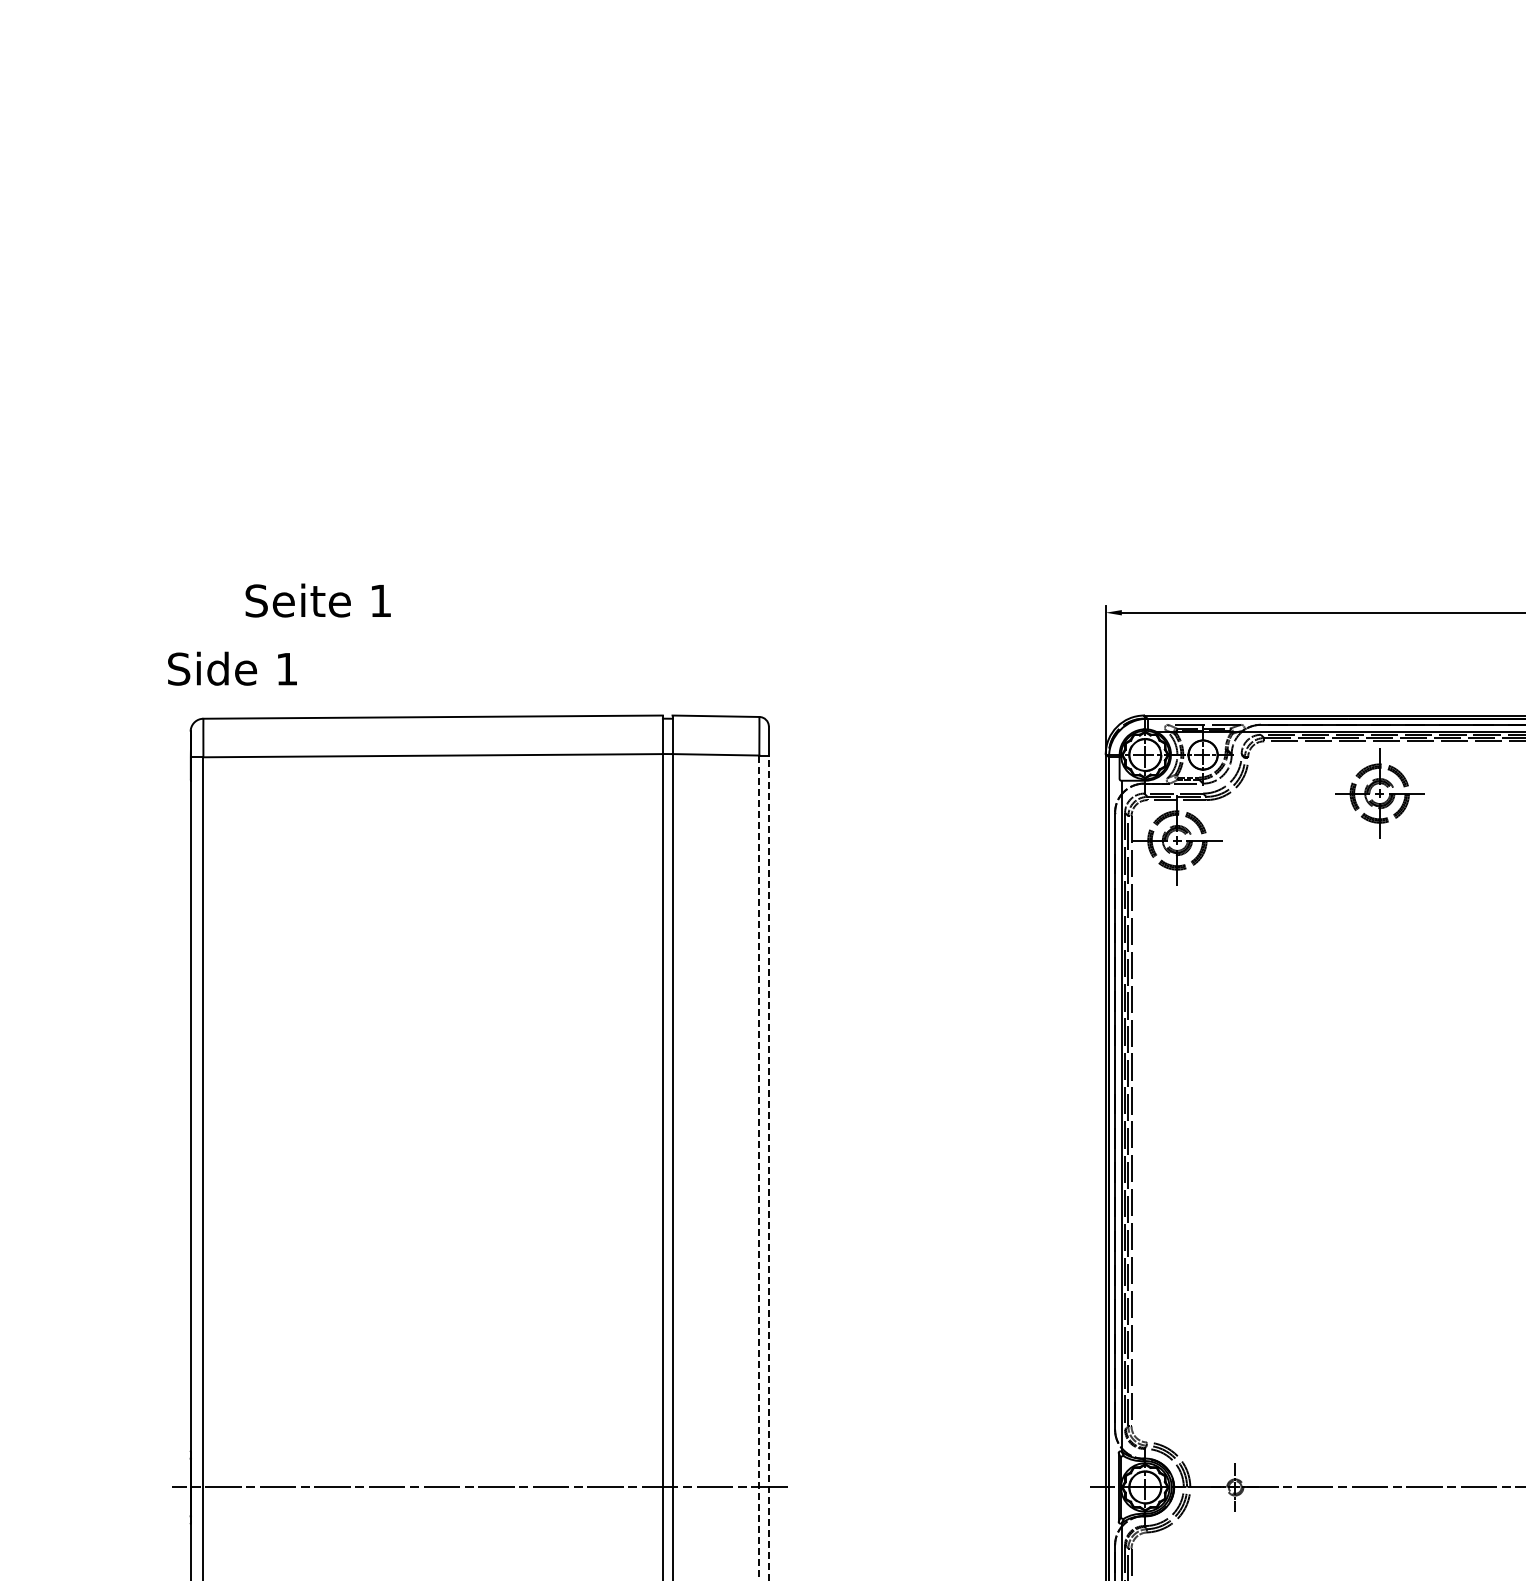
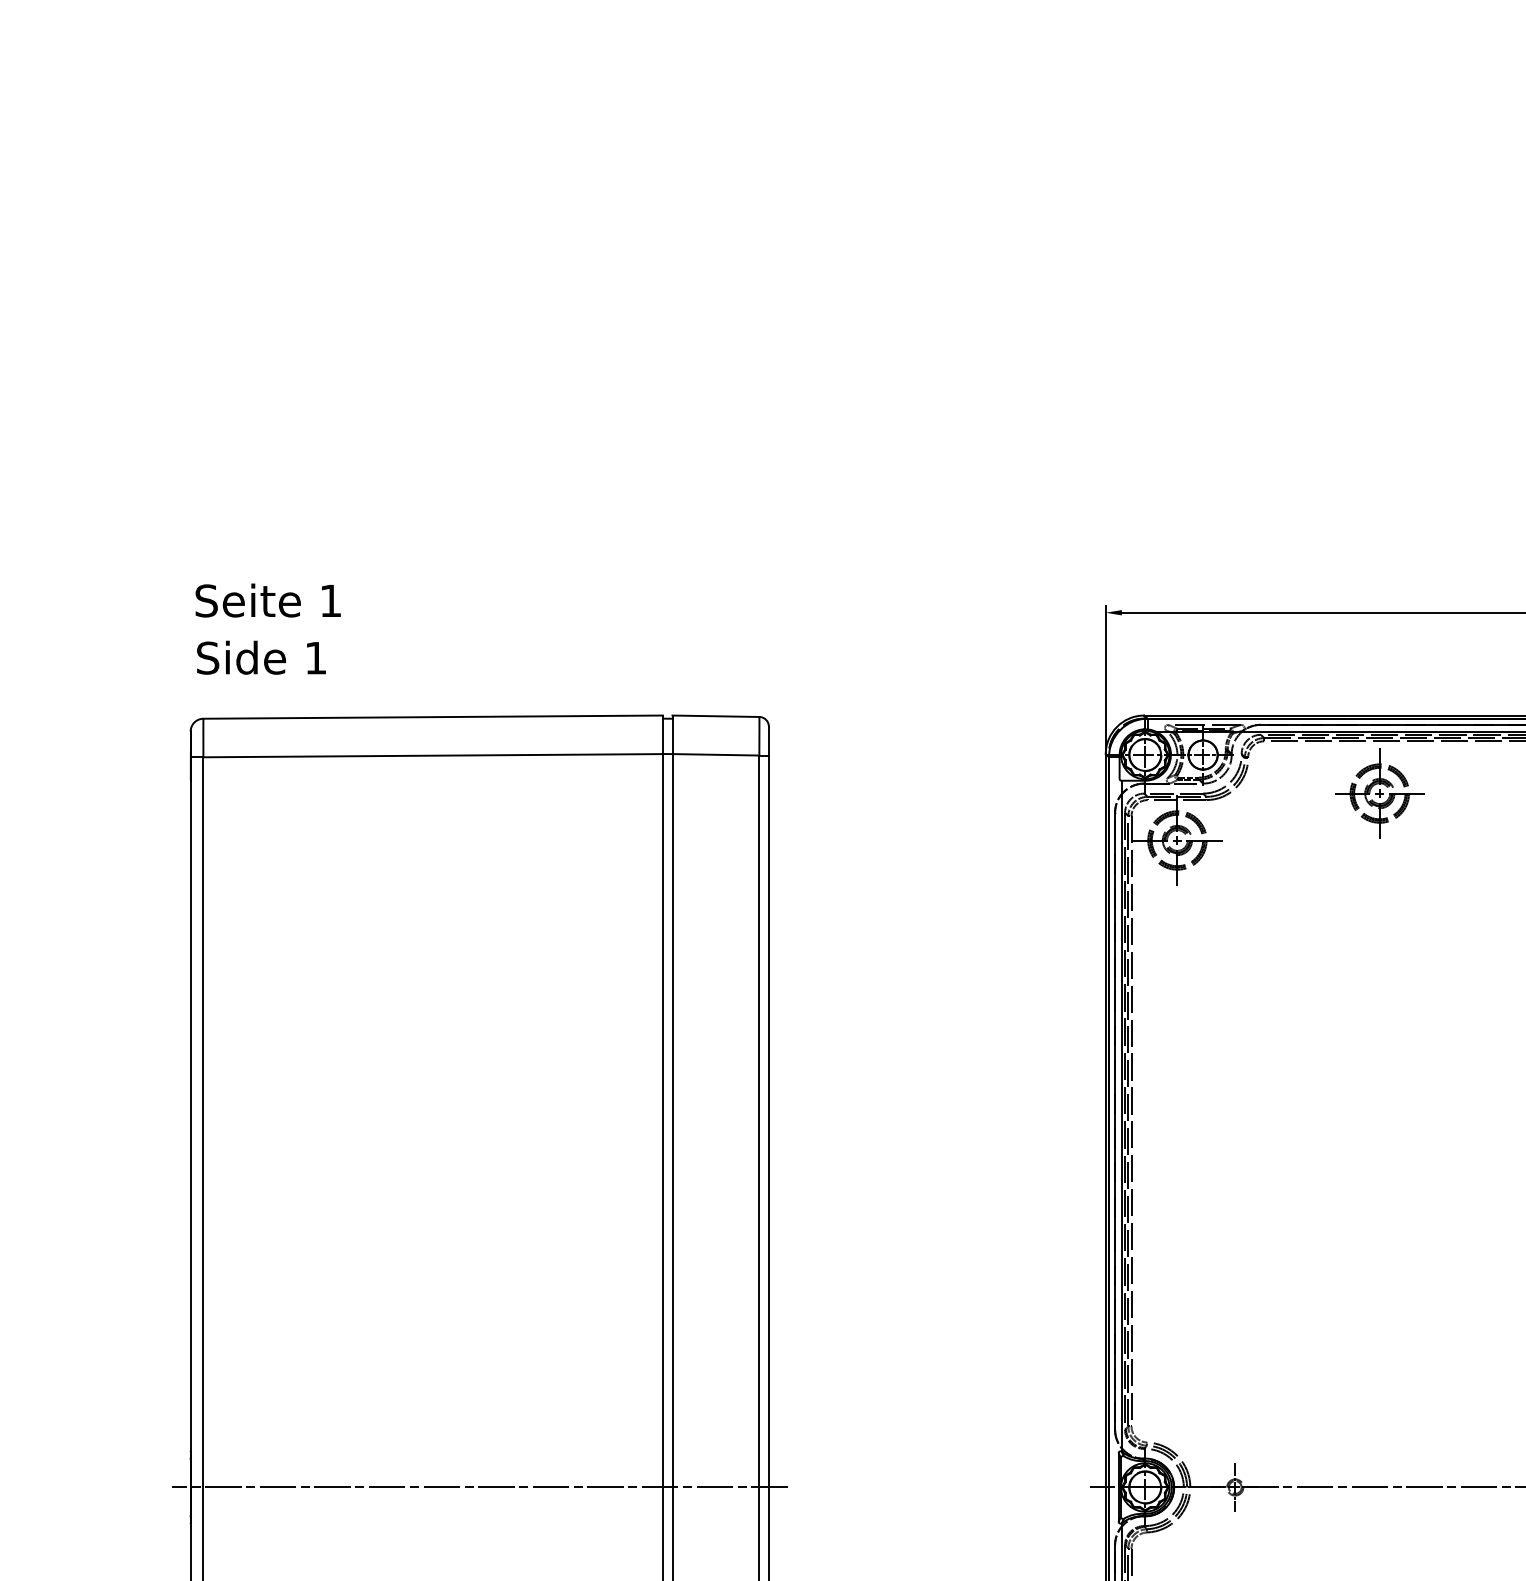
text position: (317, 600) -> (267, 600) (267, 600)
text position: (232, 668) -> (261, 657) (261, 657)
line: dashed -> solid (768, 1167)
line: dashed -> solid (759, 1168)
